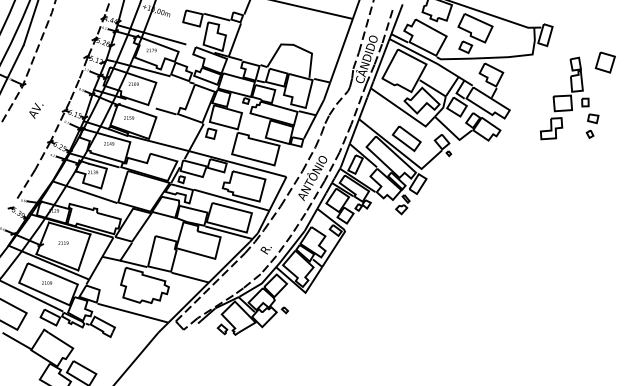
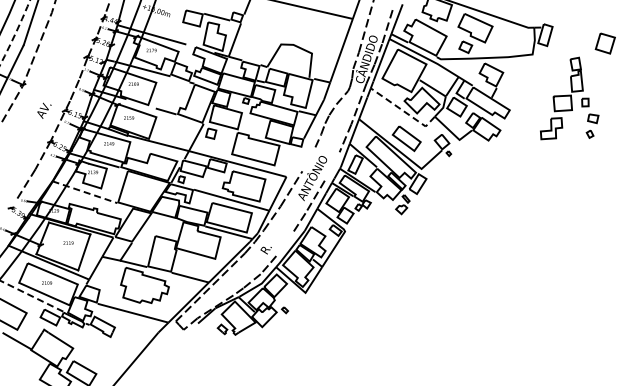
arc: solid -> dashed (16, 32)
part position: (604, 62) -> (604, 43) (604, 43)
text position: (36, 110) -> (44, 110) (44, 110)
line: solid -> dashed (404, 111)
line: present -> none (308, 159)
line: present -> none (331, 166)
line: solid -> dashed (85, 192)
text position: (63, 242) -> (68, 242) (68, 242)
line: present -> none (283, 245)
line: solid -> dashed (31, 295)
